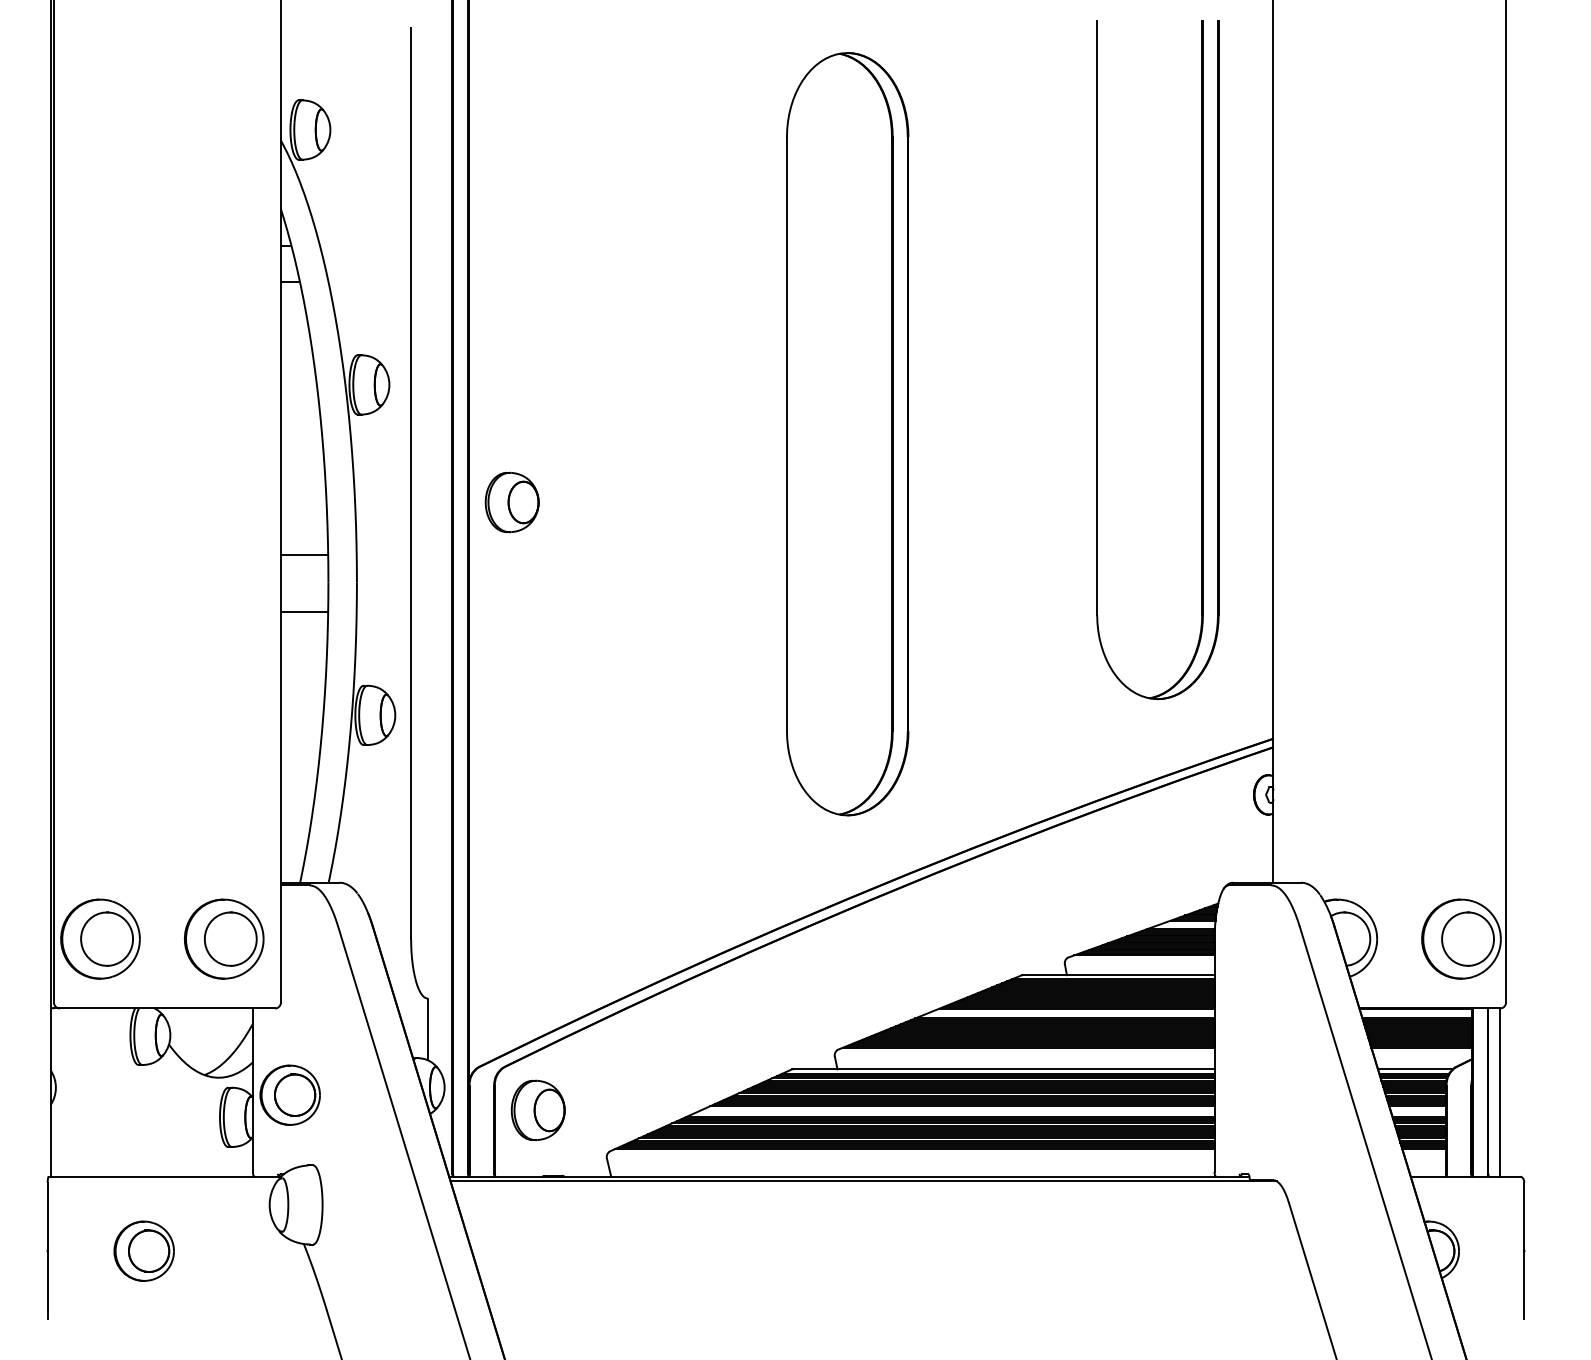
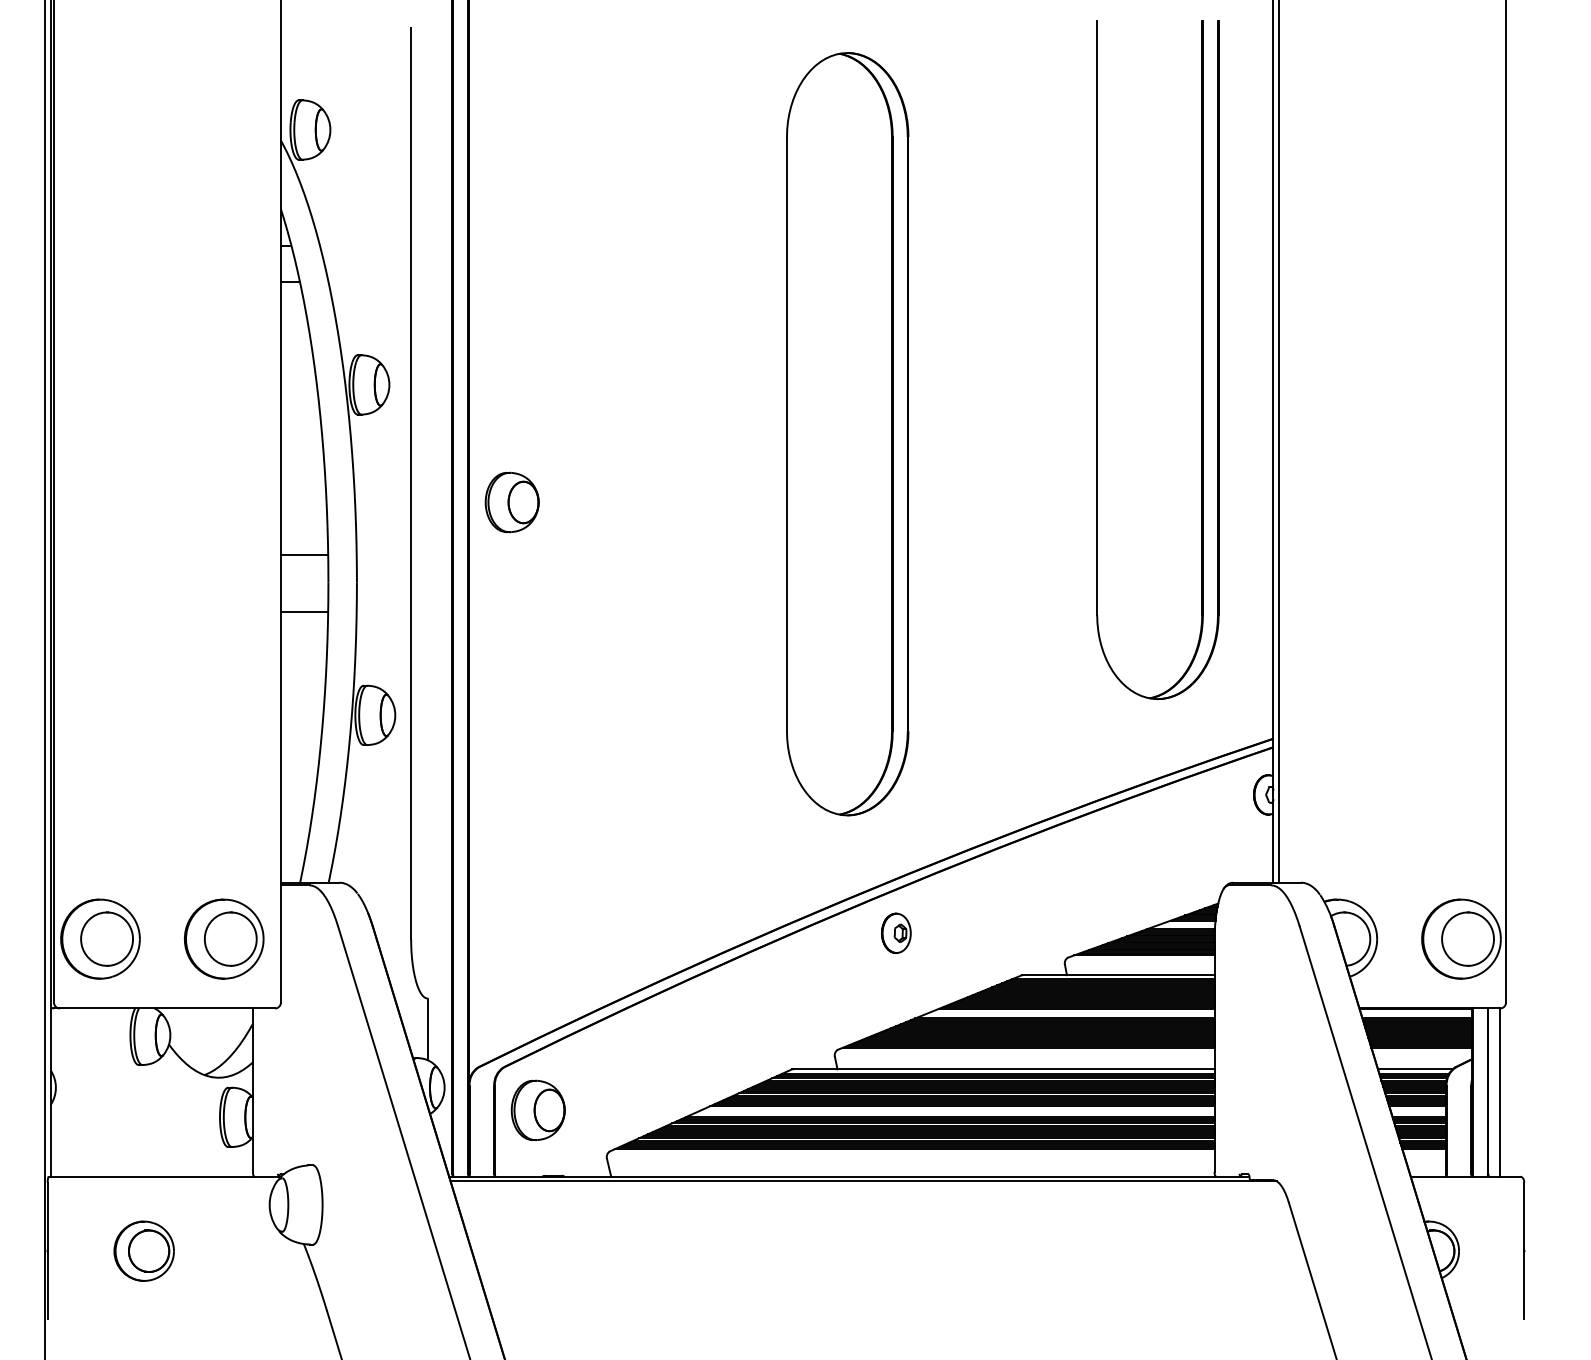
line: none -> present (1279, 442)
line: none -> present (45, 679)
part: none -> present (896, 932)
part: present -> none (289, 1094)
